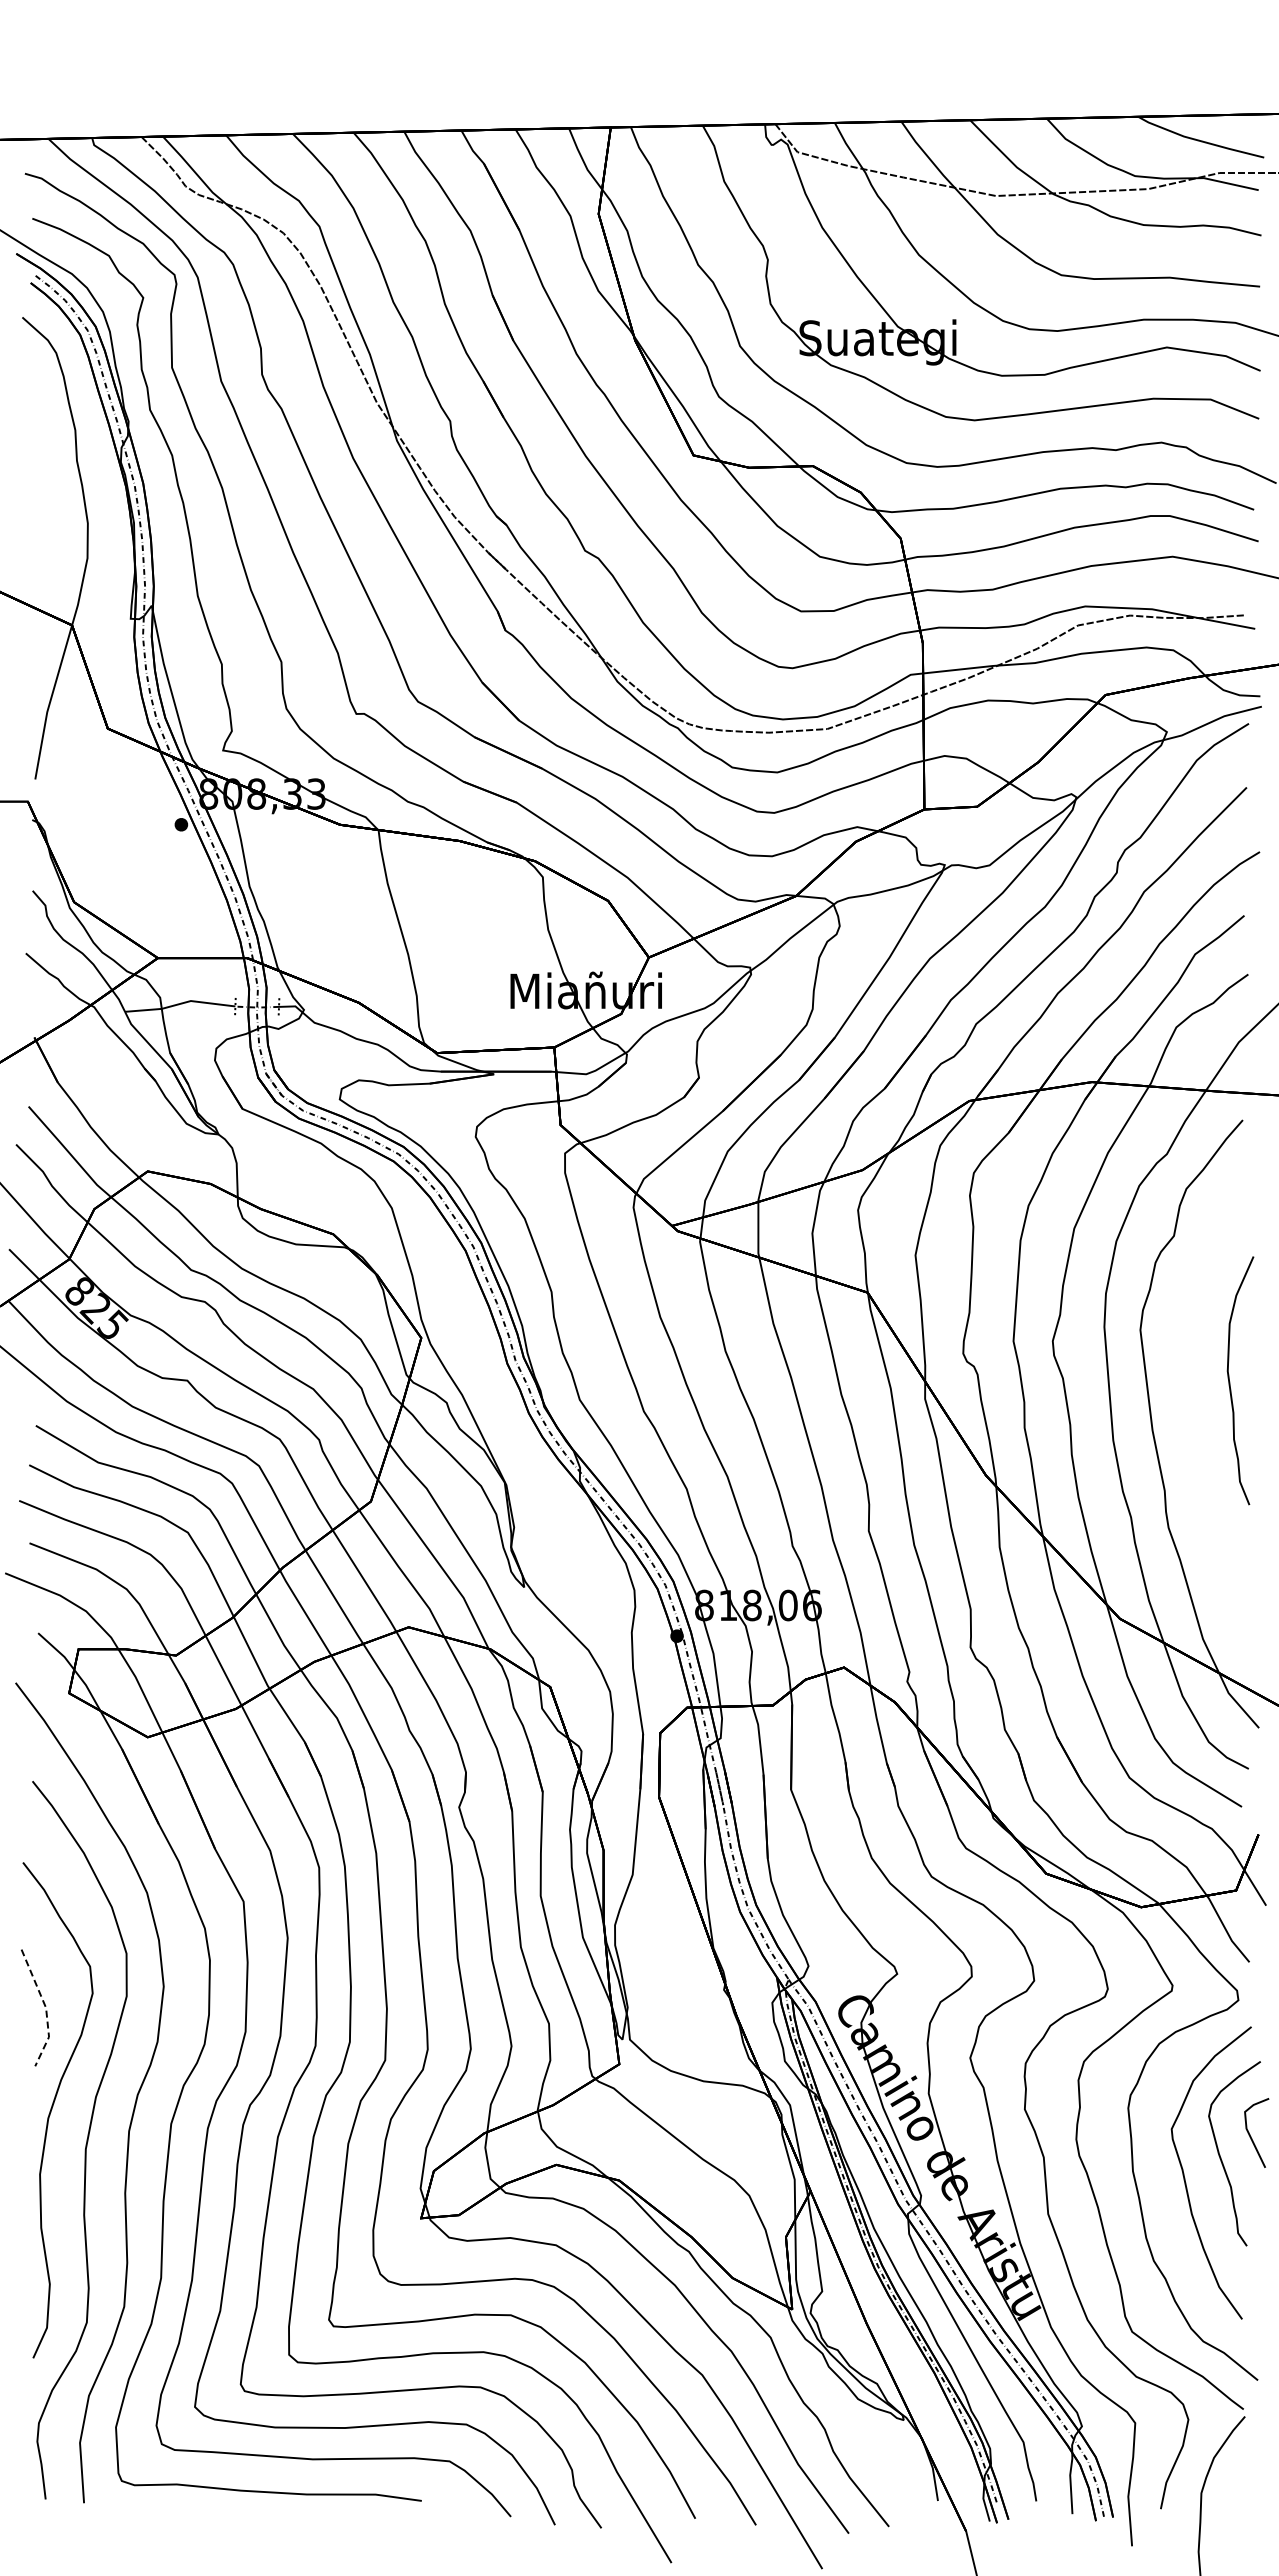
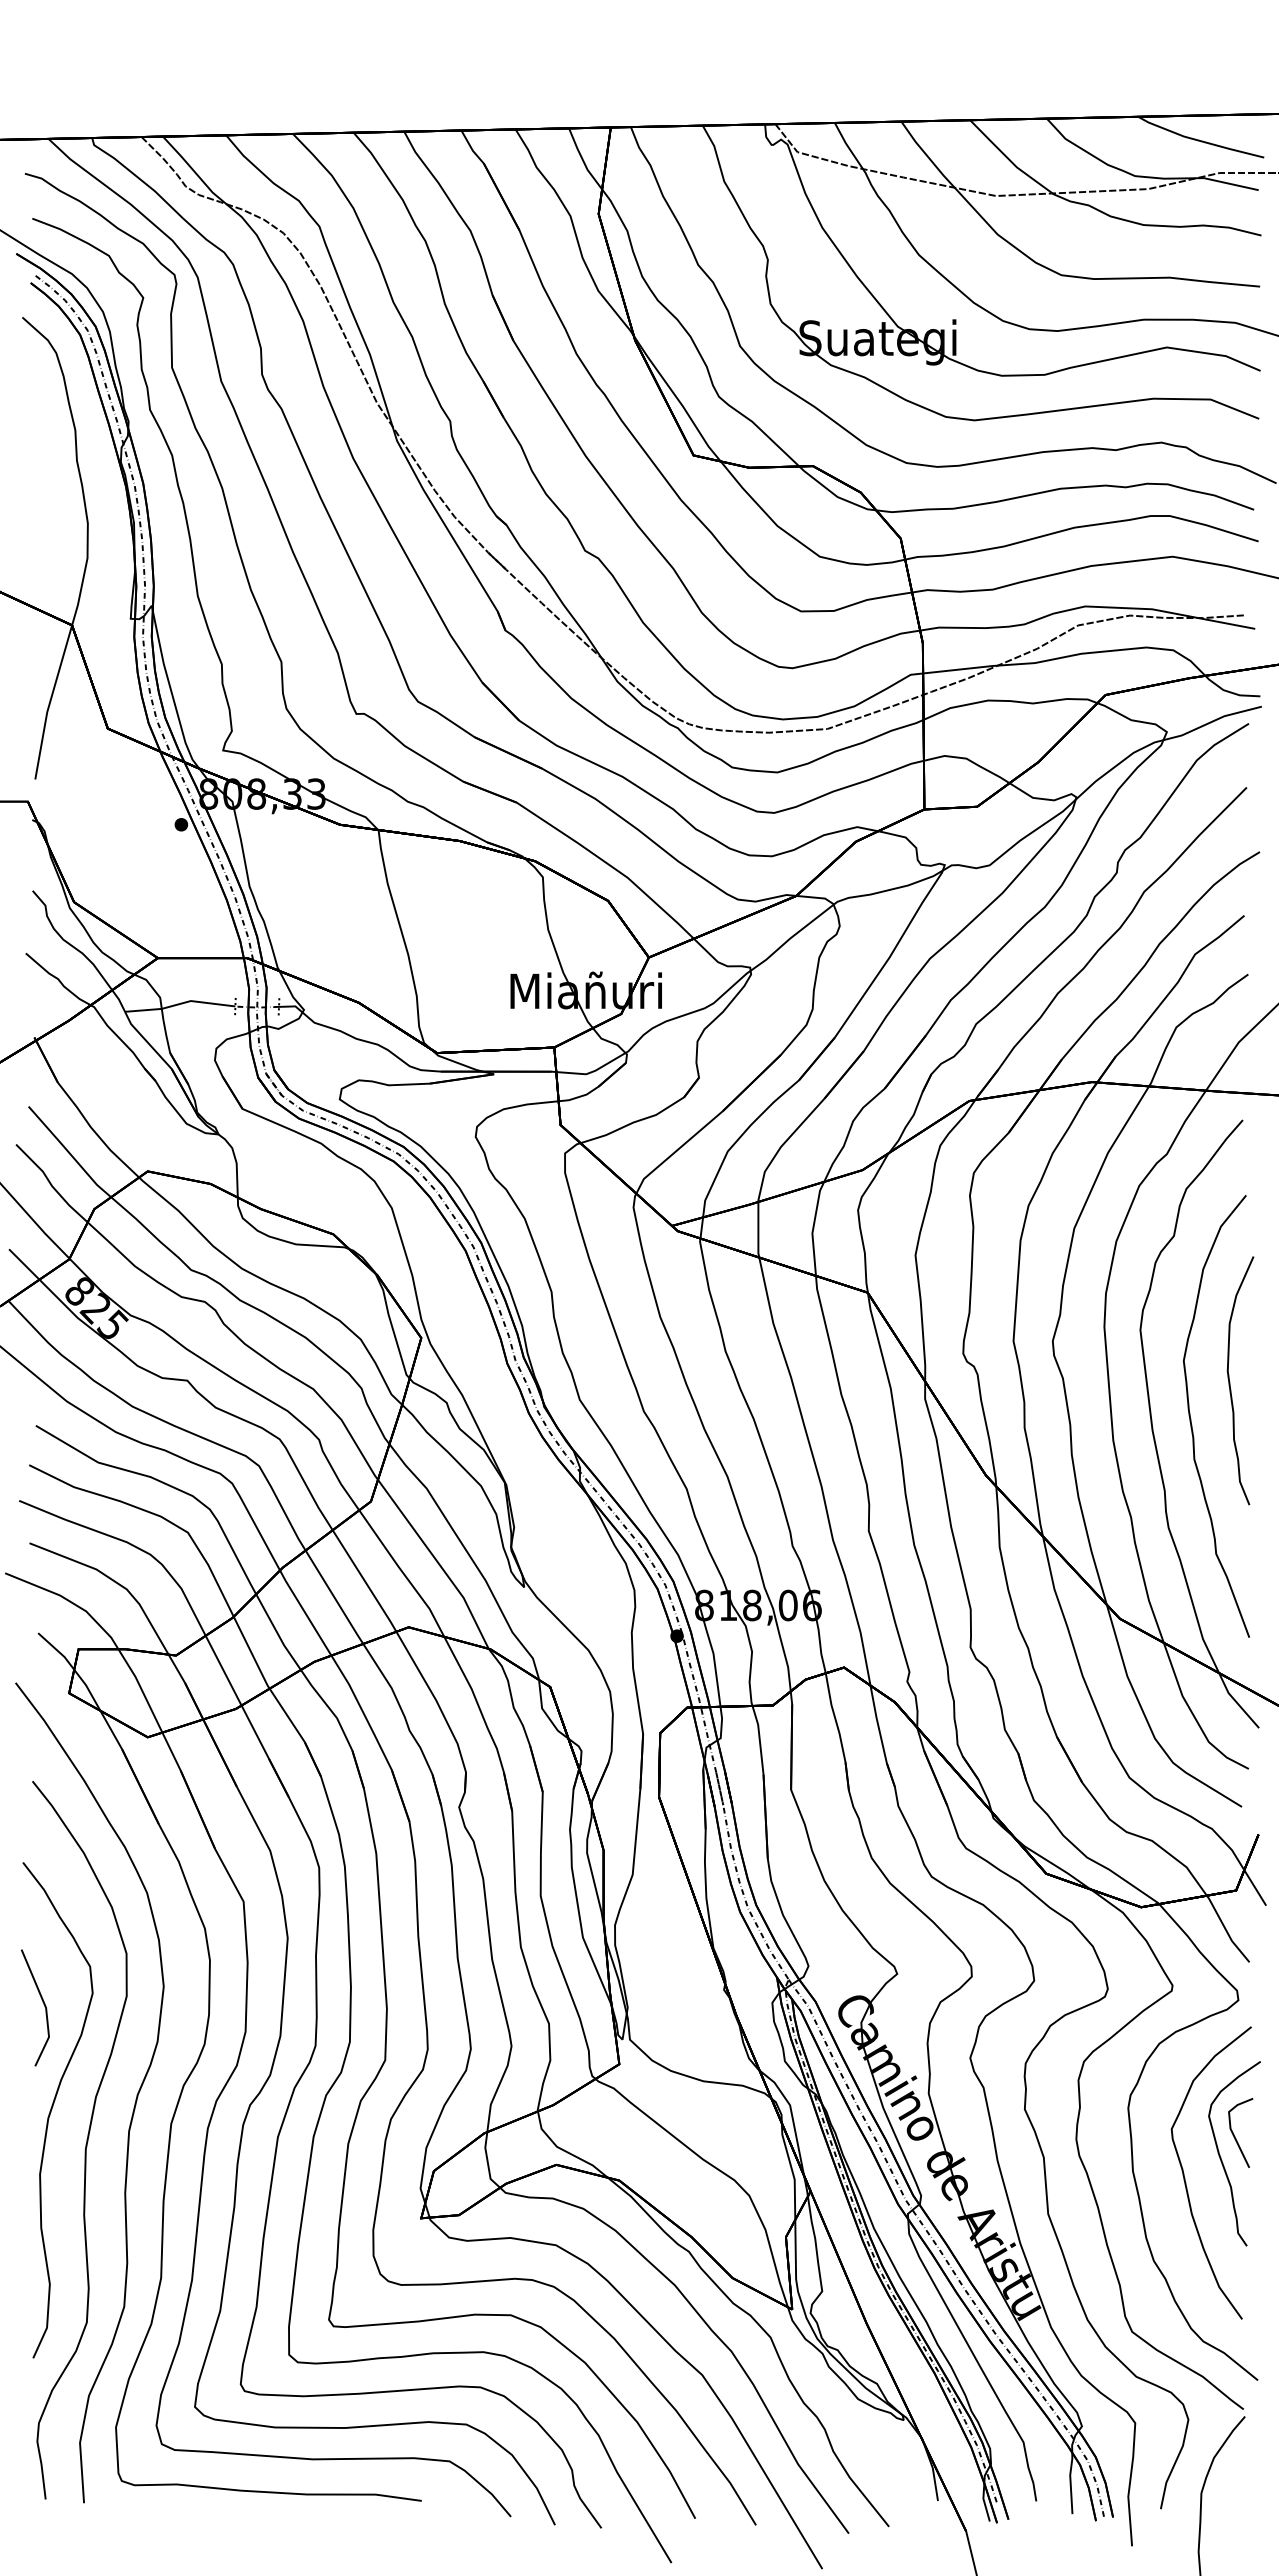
curve: none -> present (1191, 1418)
line: dashed -> solid (46, 2007)
line position: (1250, 2134) -> (1234, 2134) (1234, 2134)
